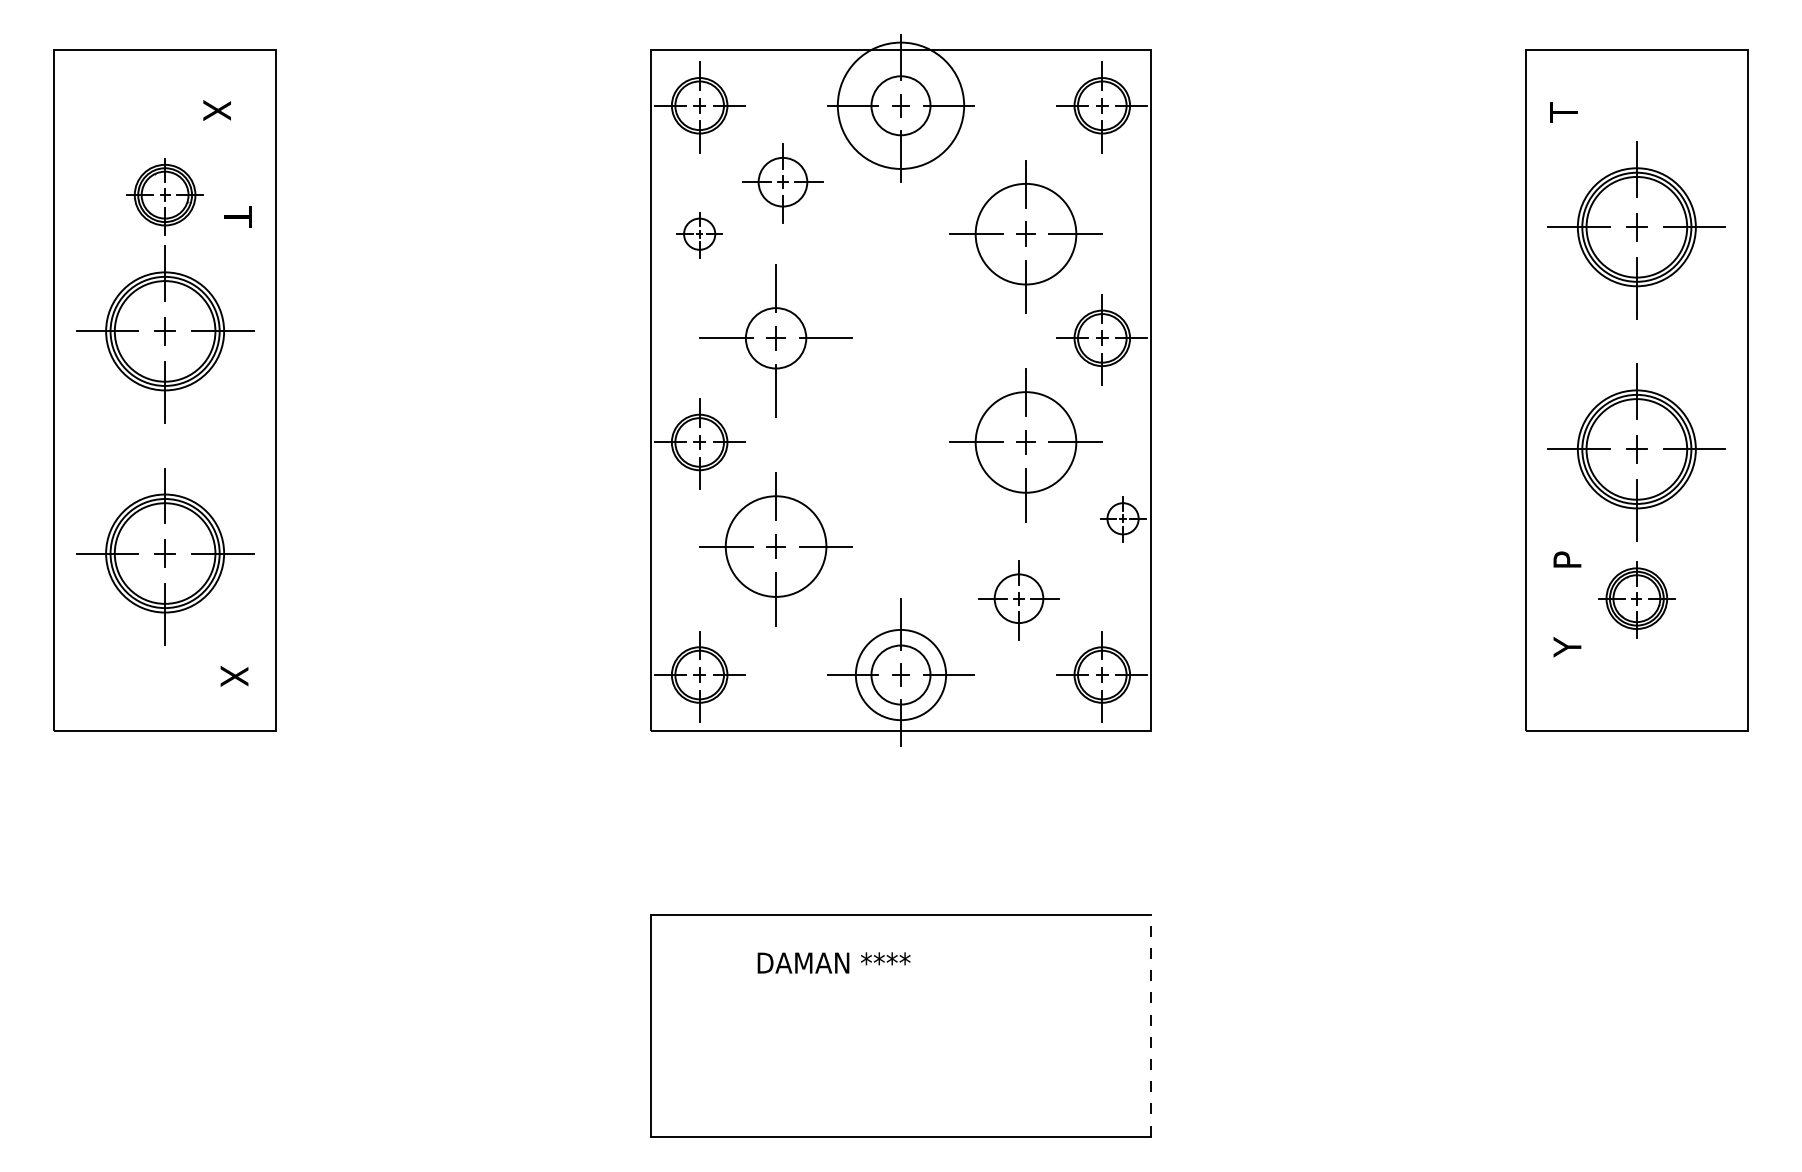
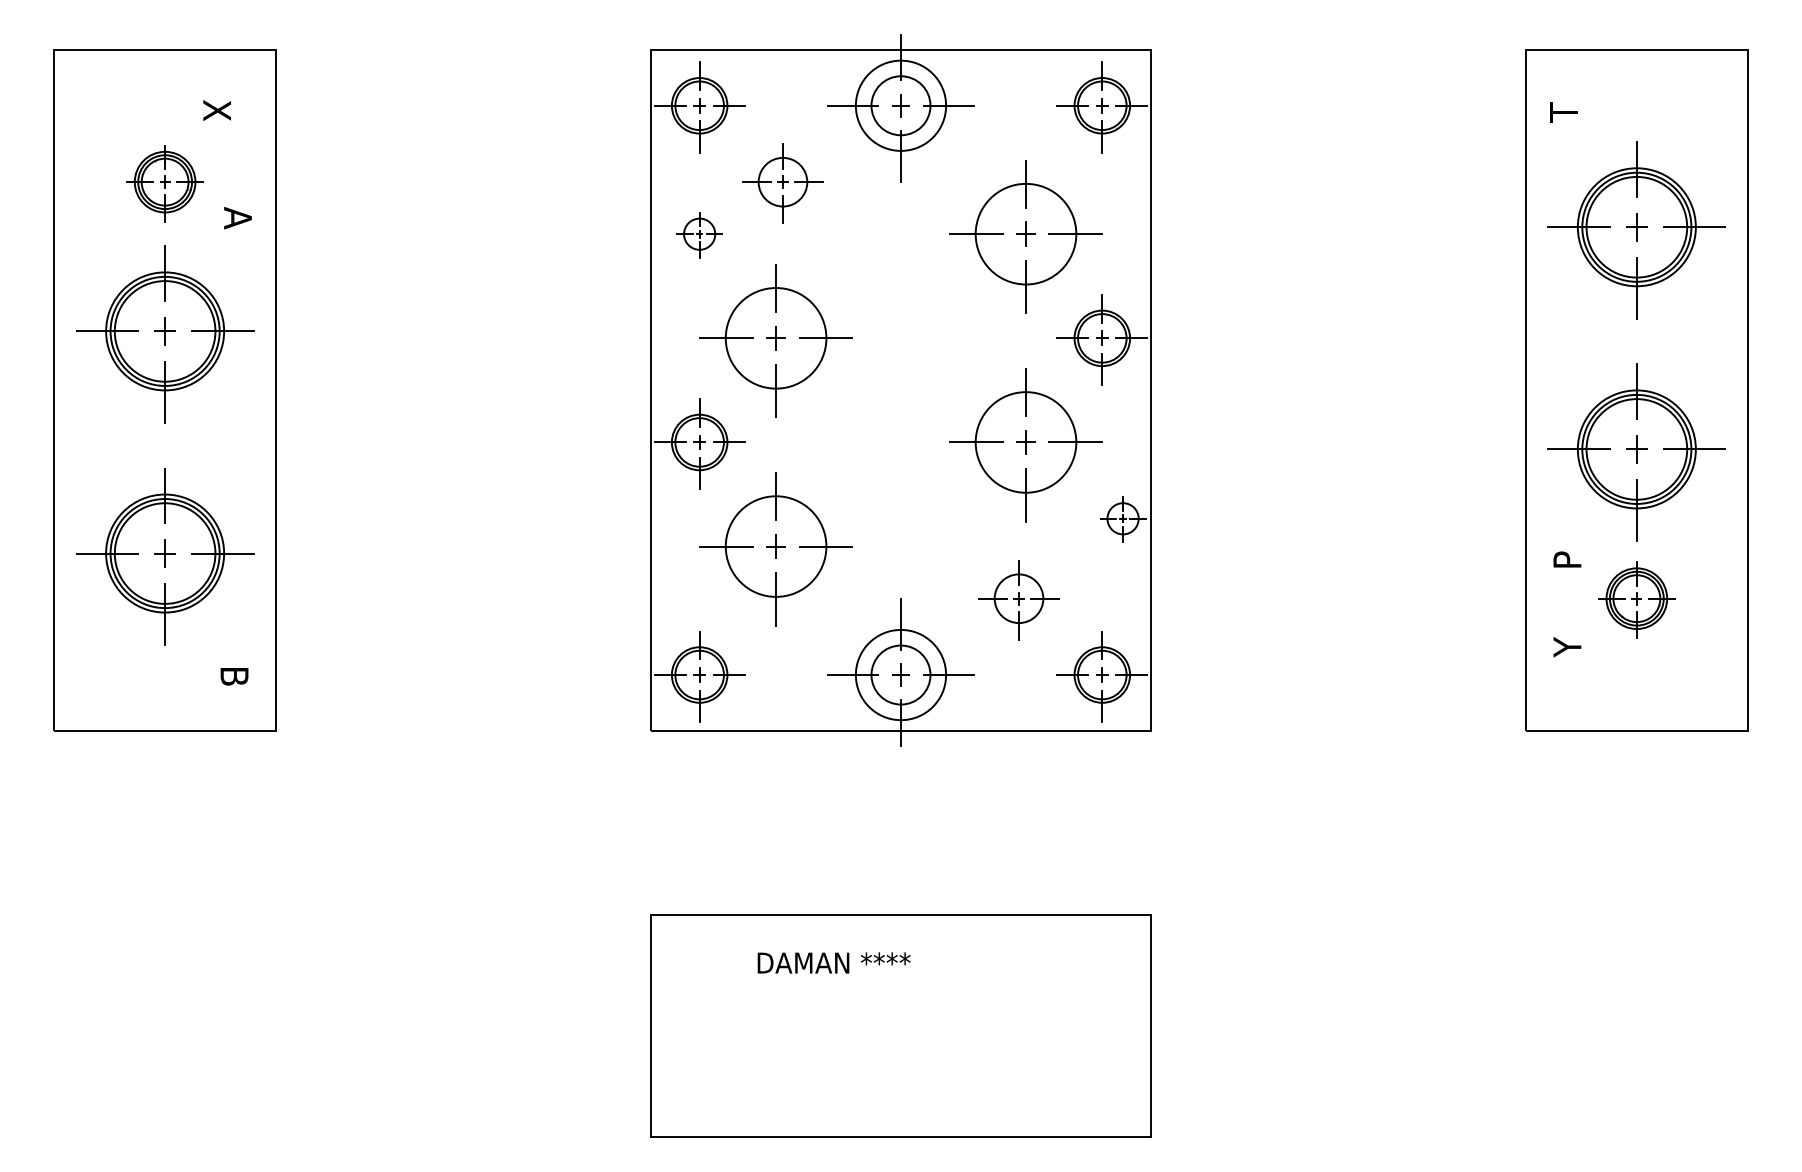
circle diameter: 126 px -> 90 px (900, 105)
part position: (164, 196) -> (164, 183) (164, 183)
text: T -> A (237, 217)
circle diameter: 60 px -> 101 px (775, 338)
text: X -> B (234, 676)
line: dashed -> solid (1150, 1025)
